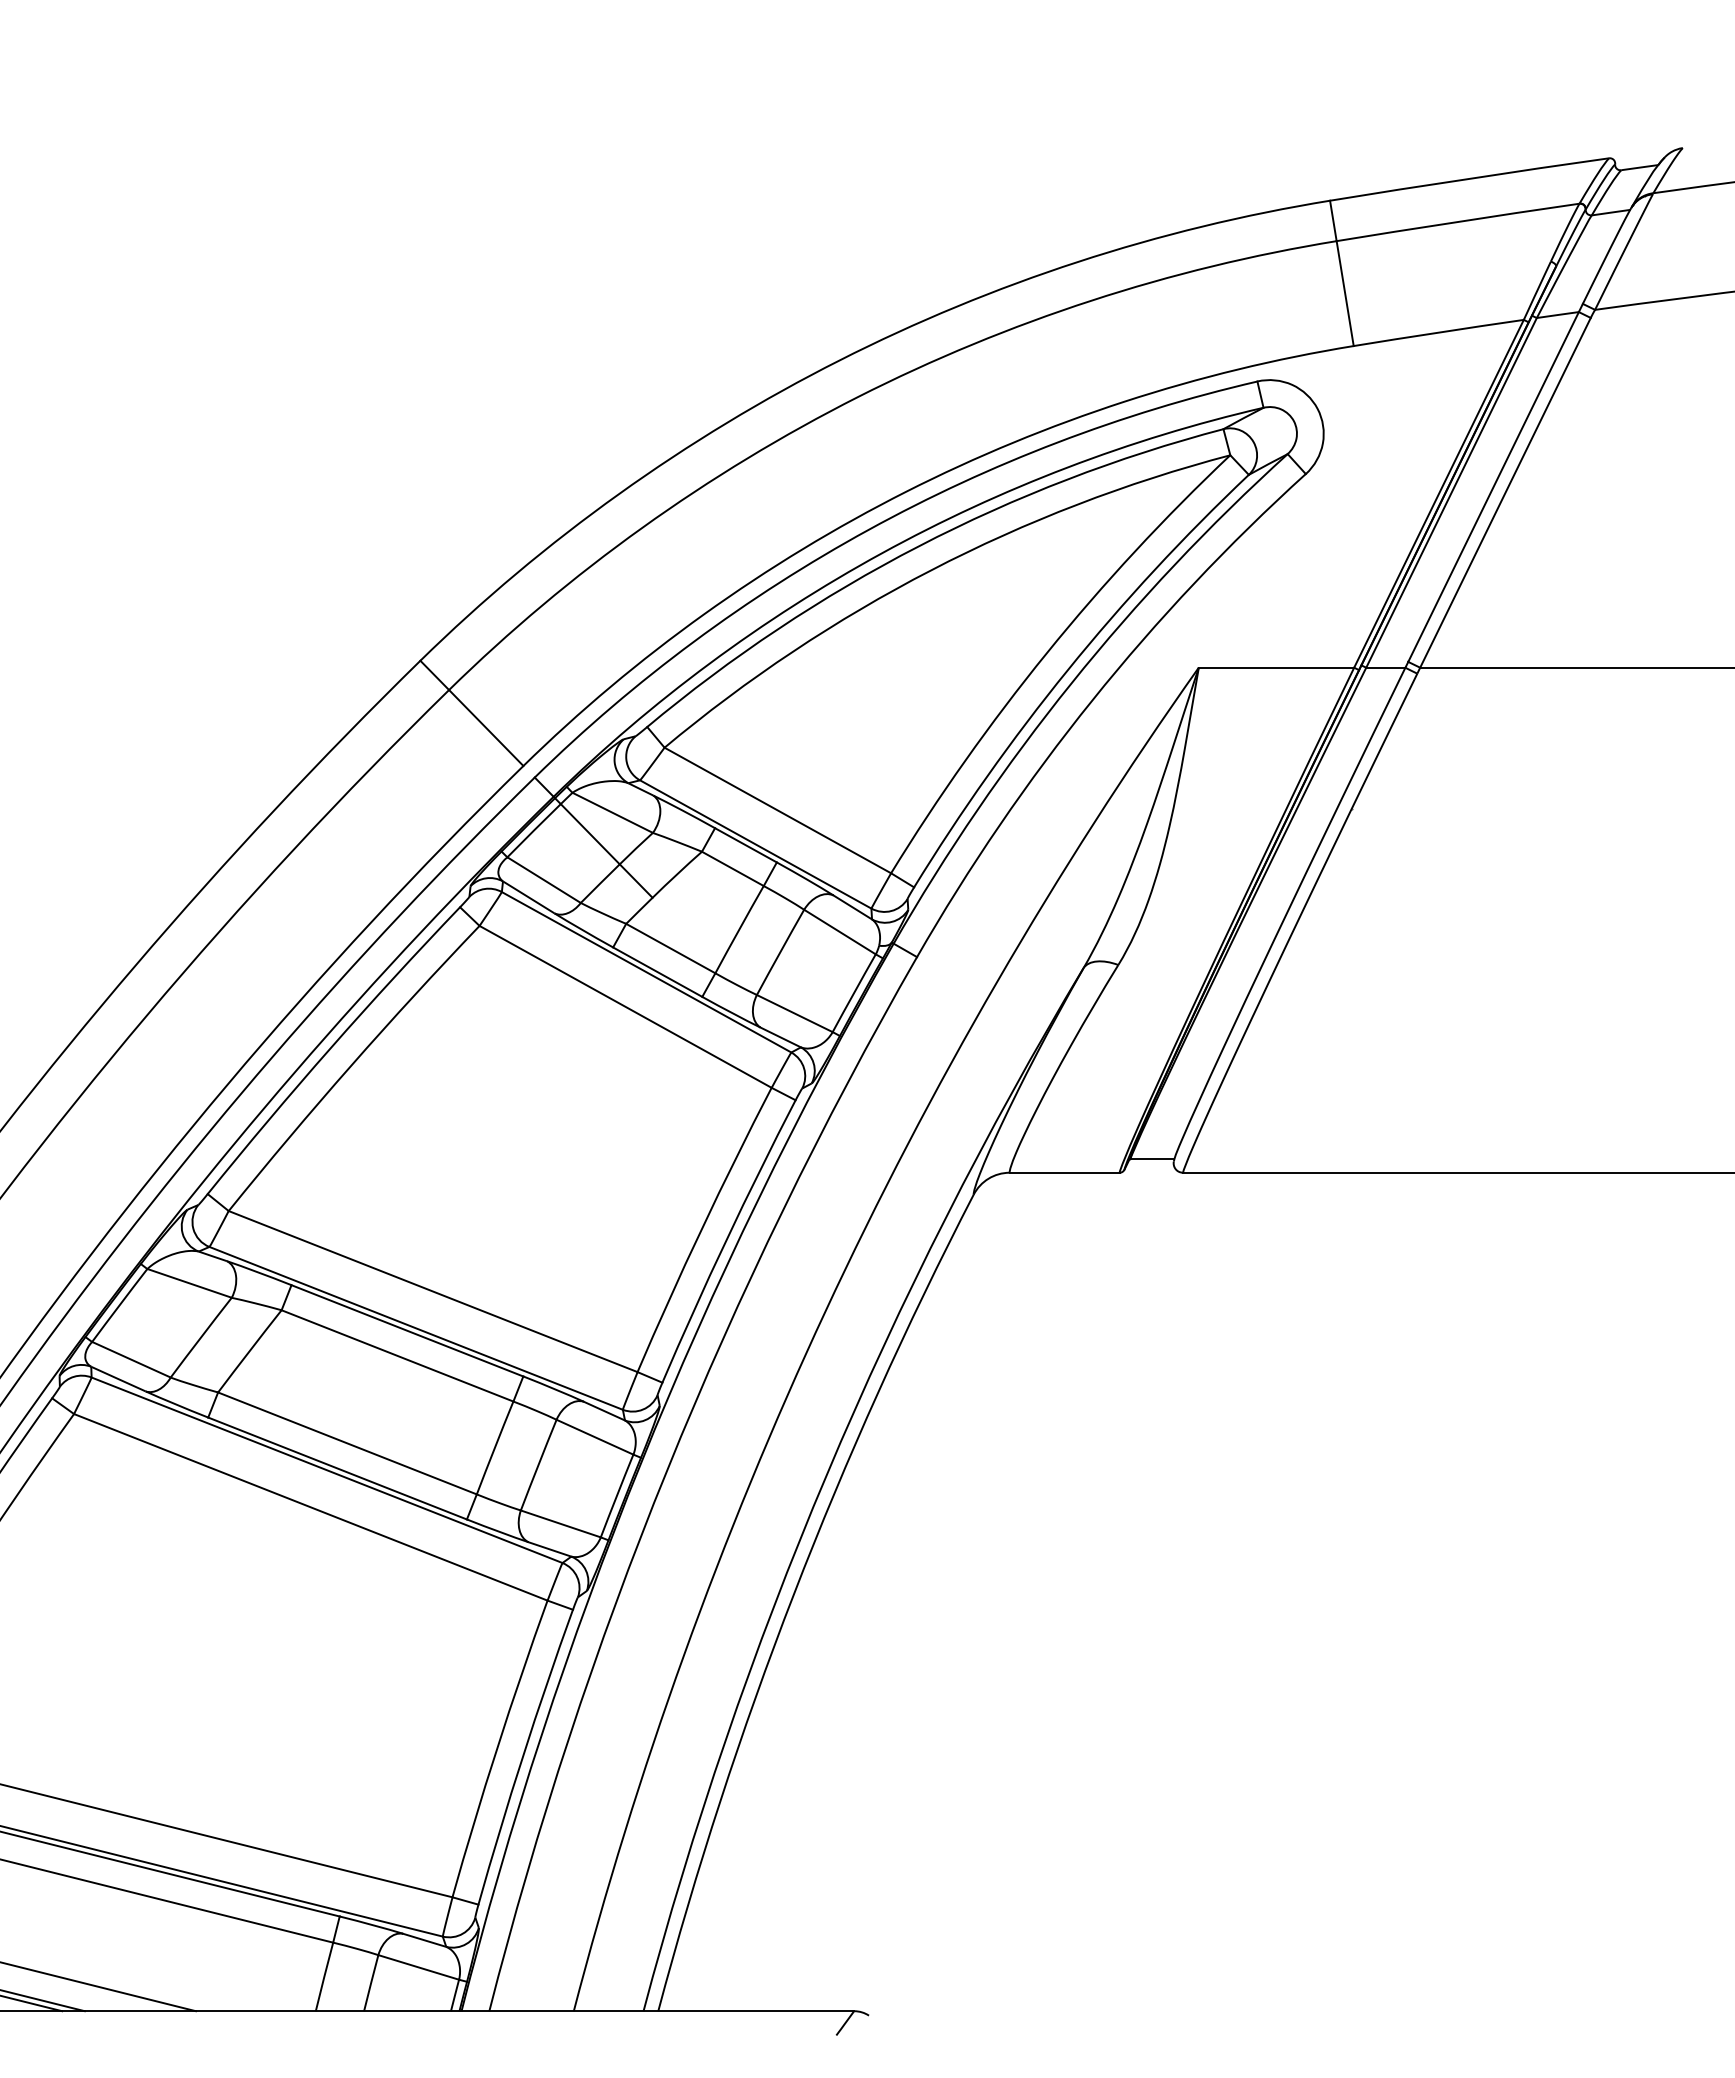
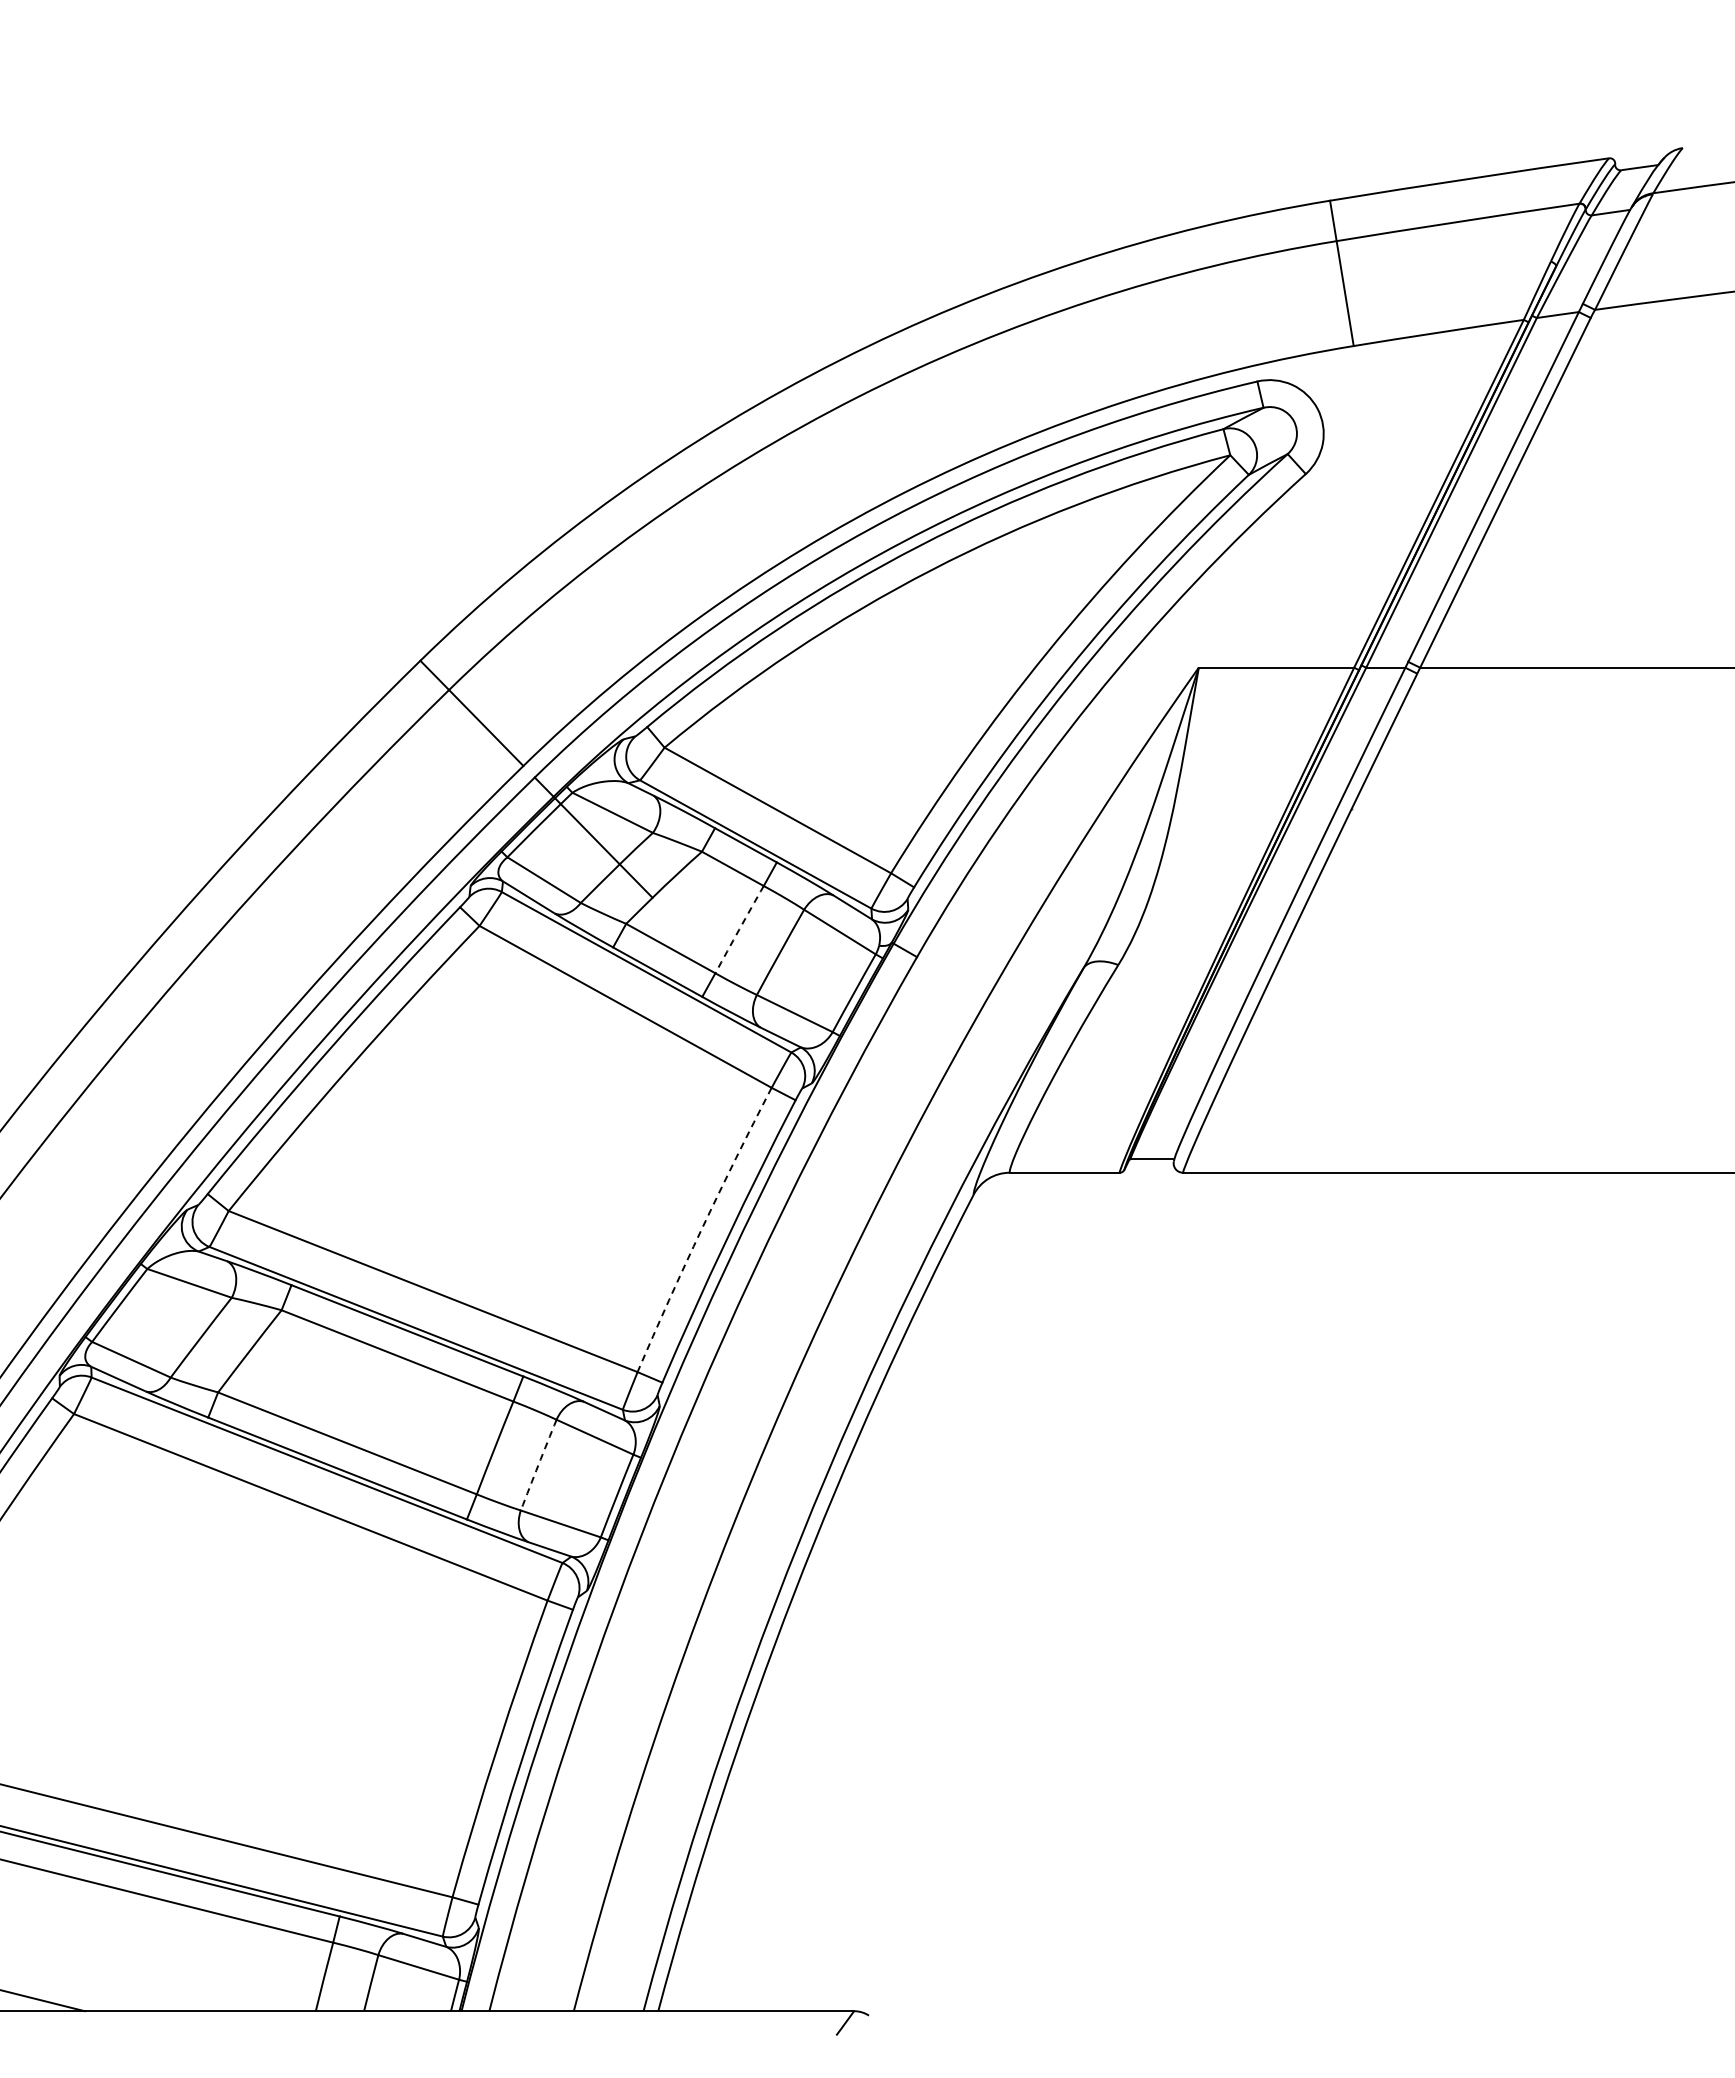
arc: solid -> dashed (739, 929)
arc: solid -> dashed (702, 1228)
arc: solid -> dashed (538, 1465)
line: present -> none (98, 1986)
line: present -> none (32, 2003)
